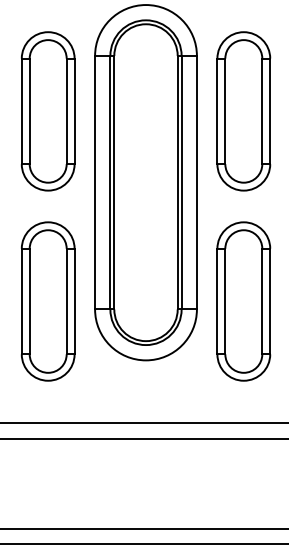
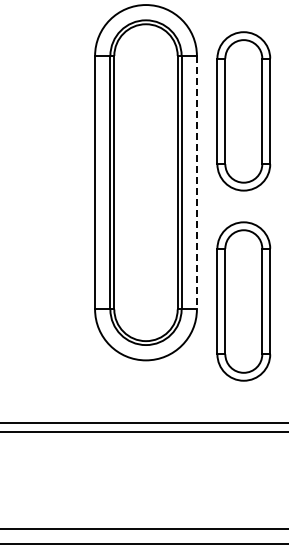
part: present -> none (47, 111)
line: solid -> dashed (196, 182)
part: present -> none (47, 301)
line position: (143, 438) -> (143, 431) (143, 431)
